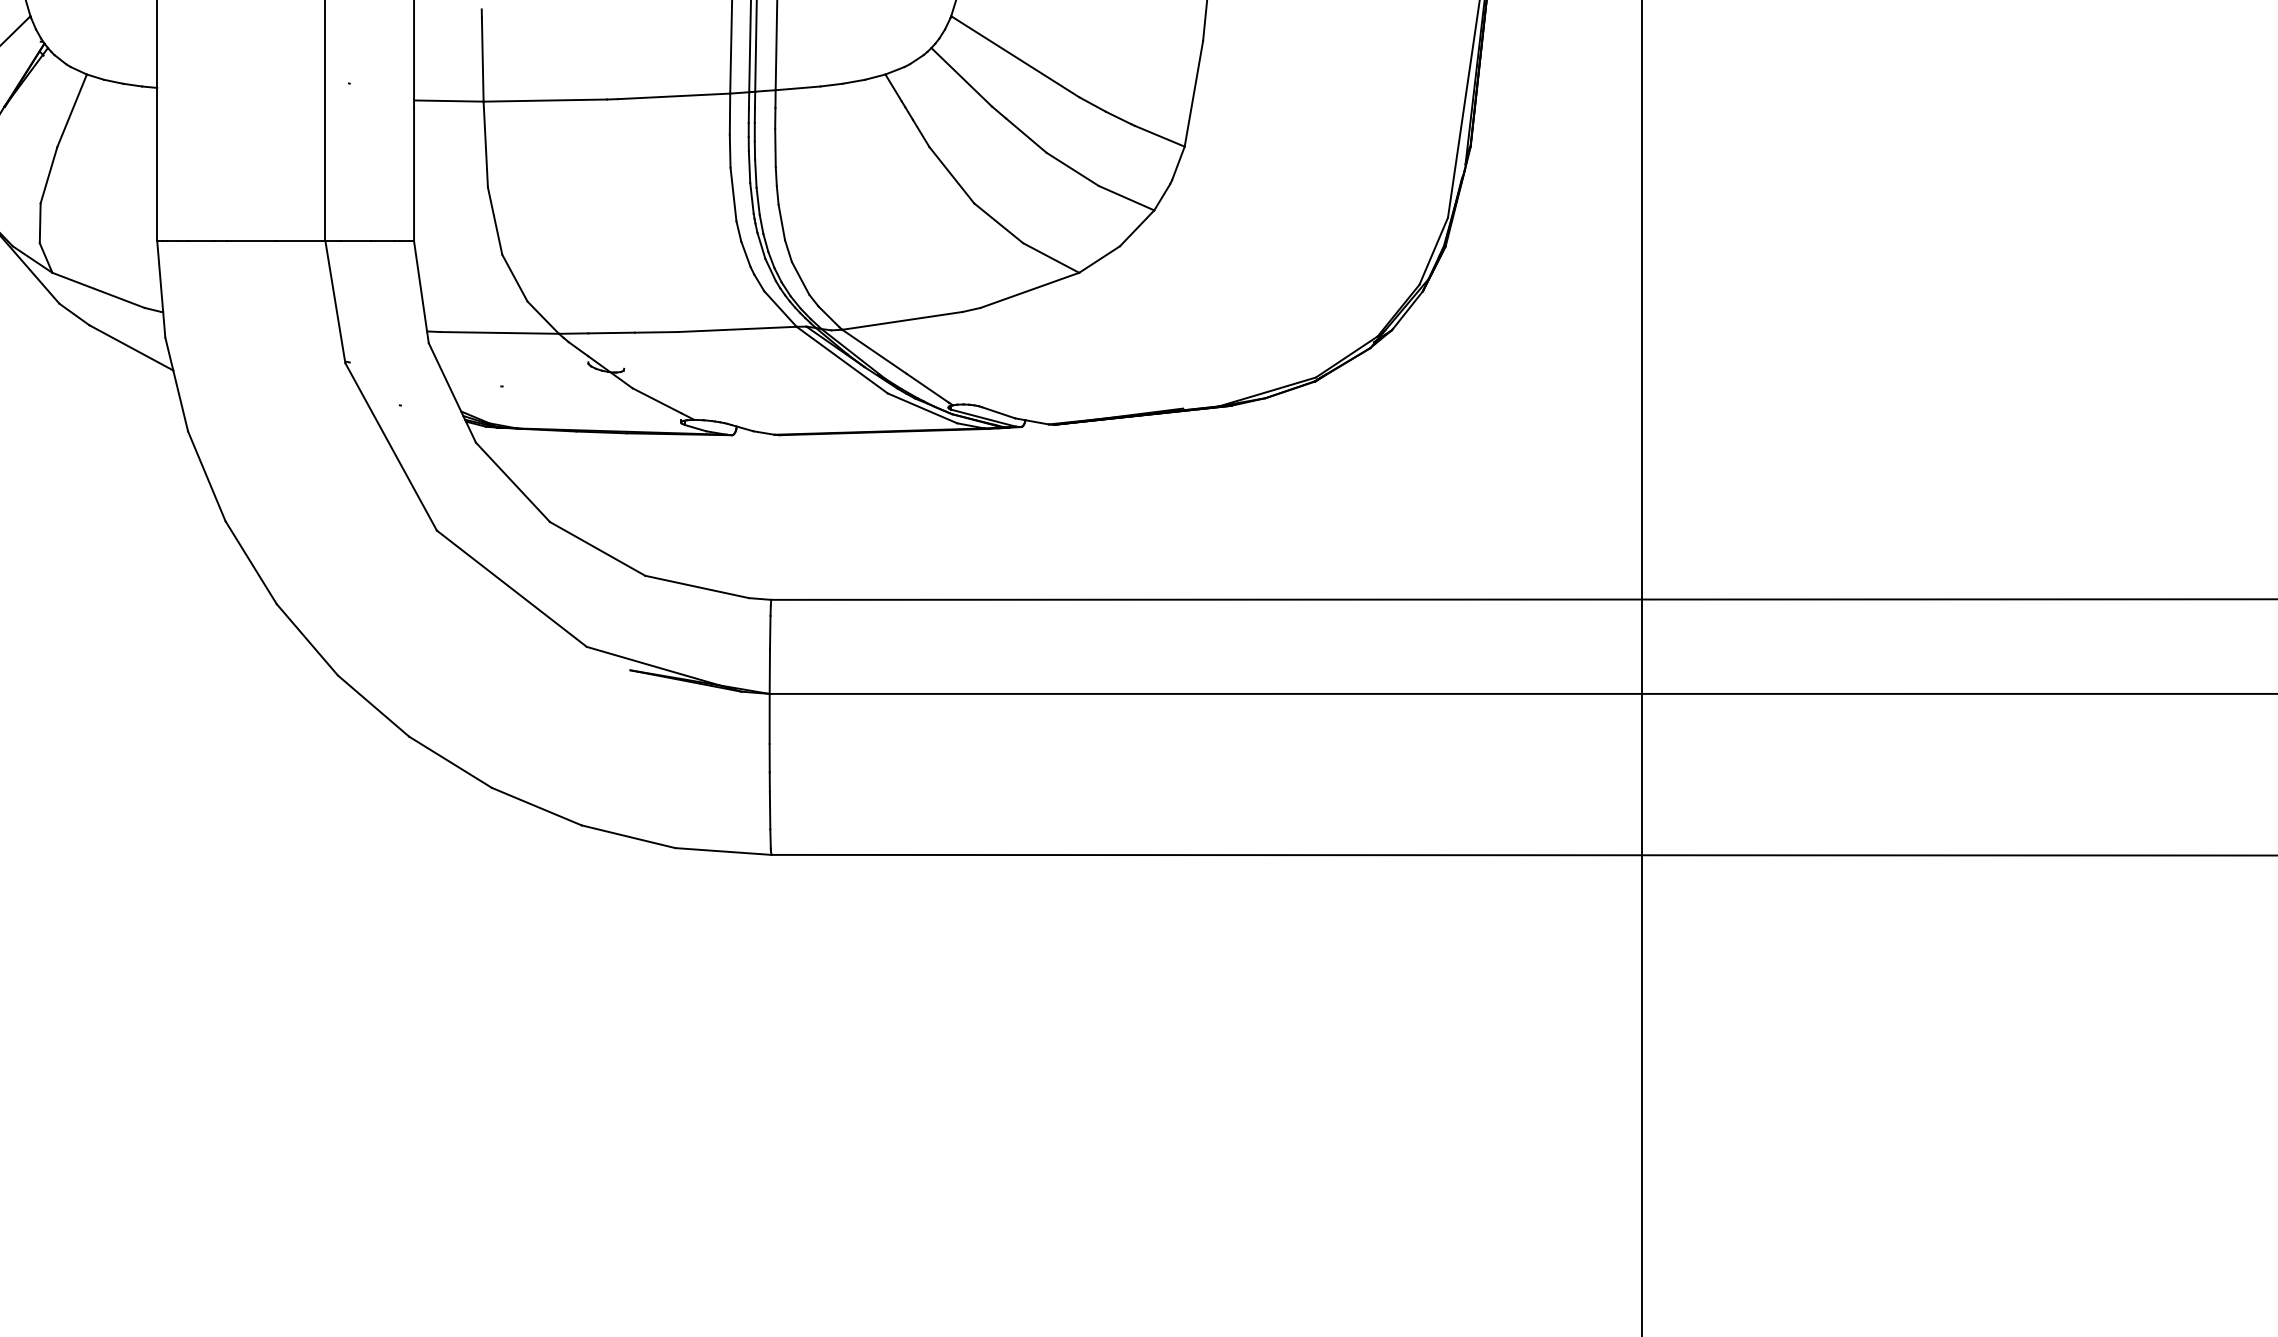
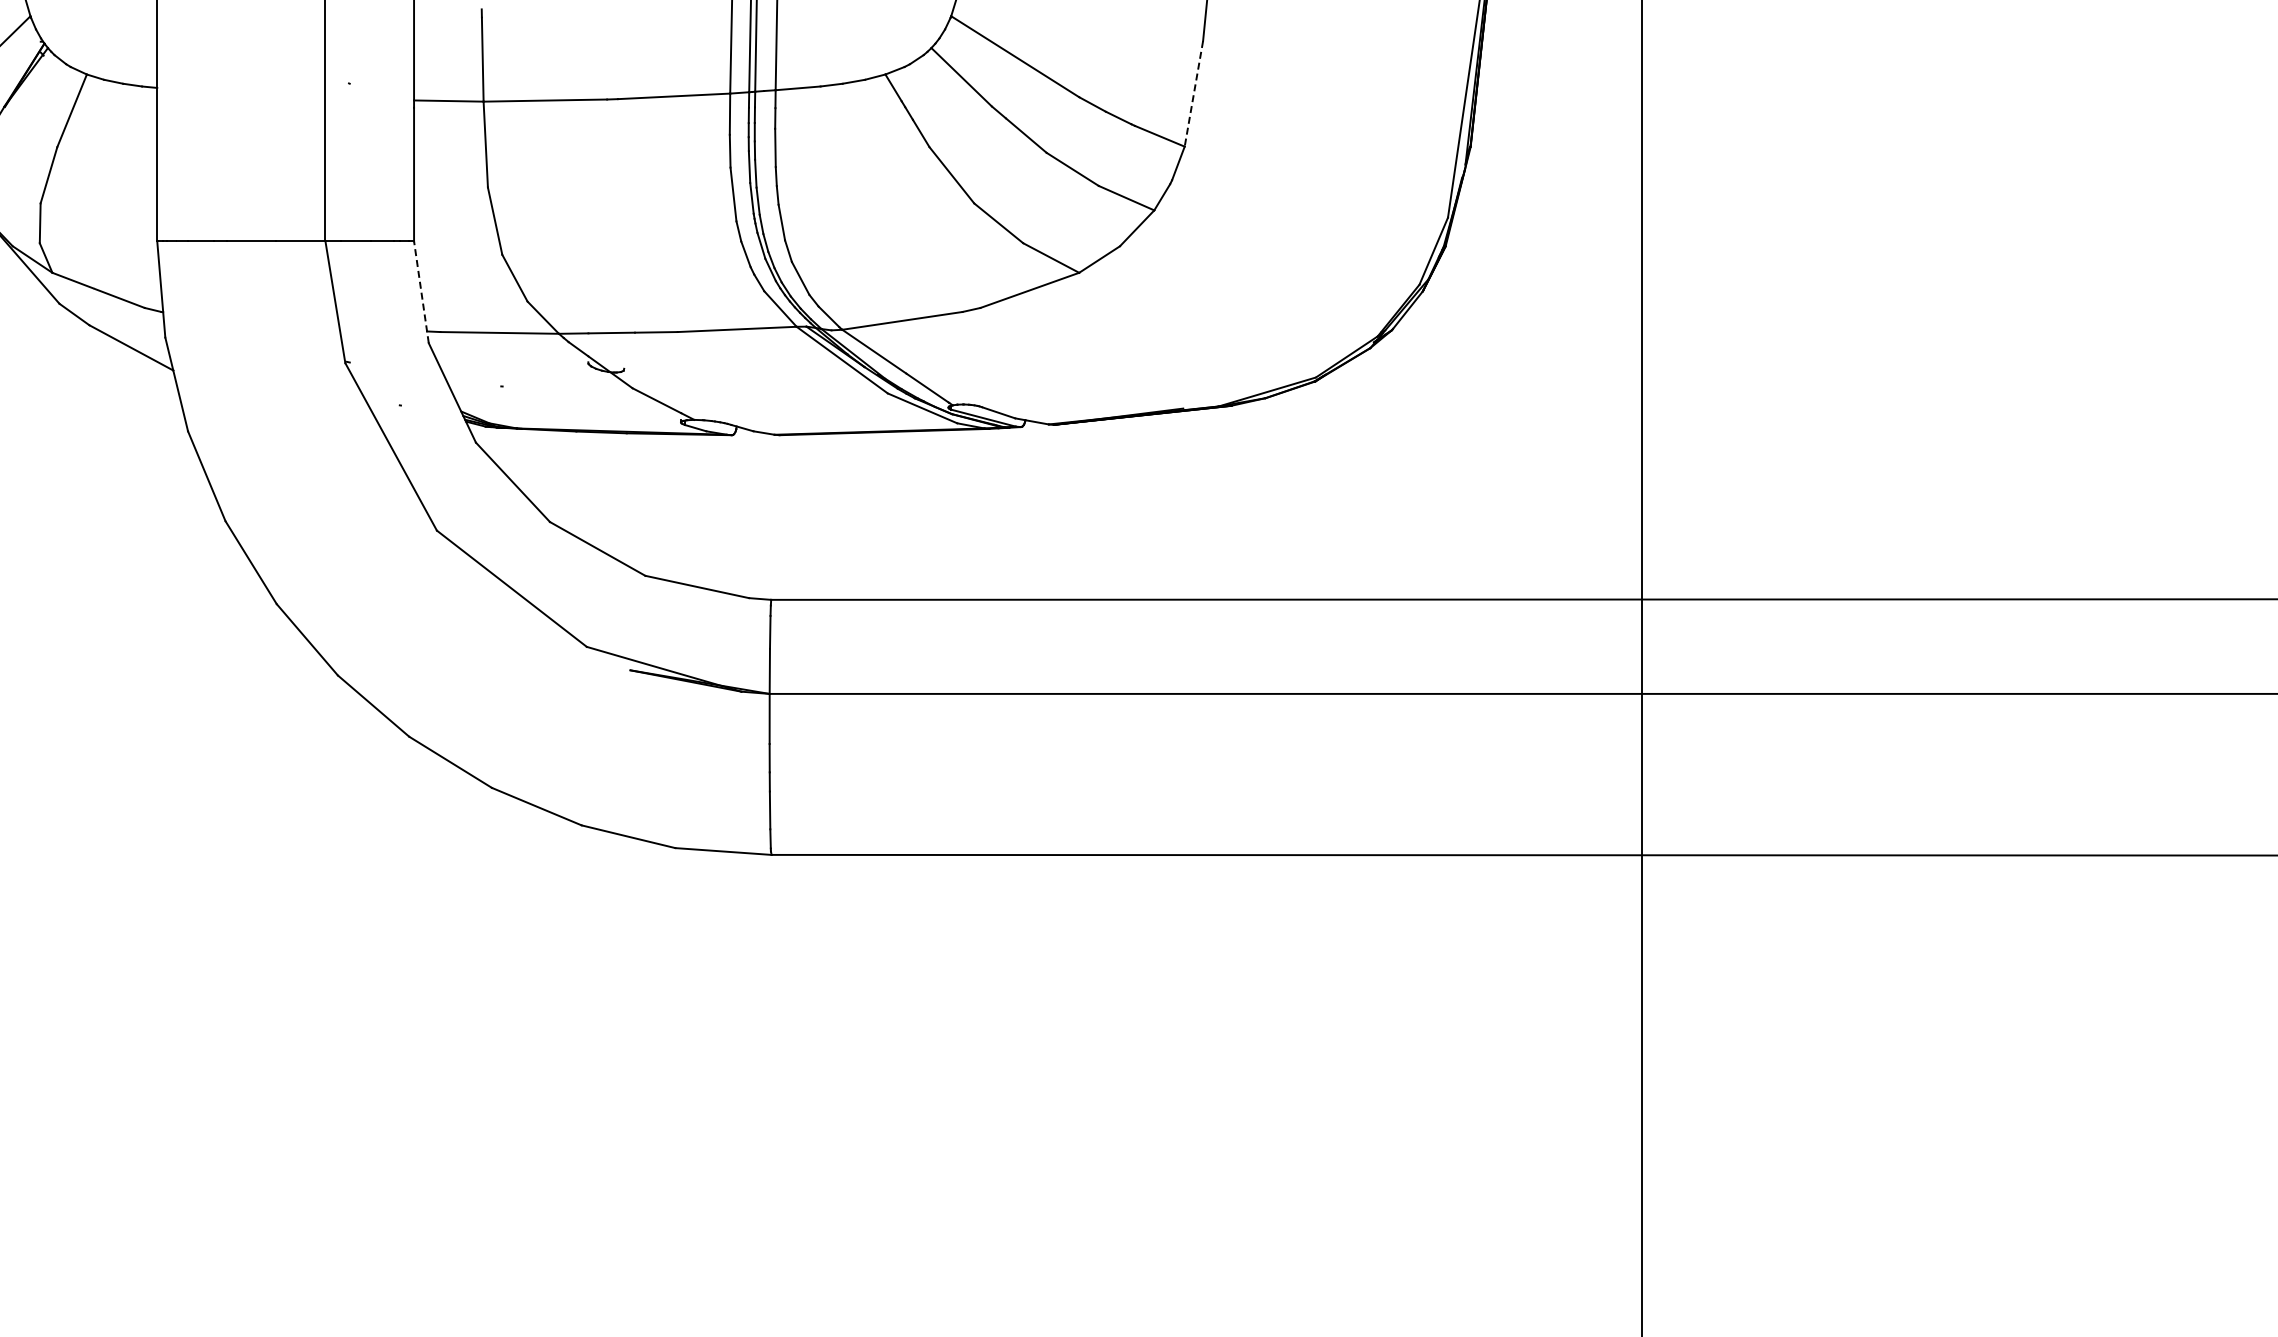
line: solid -> dashed (1193, 93)
line: solid -> dashed (421, 291)
